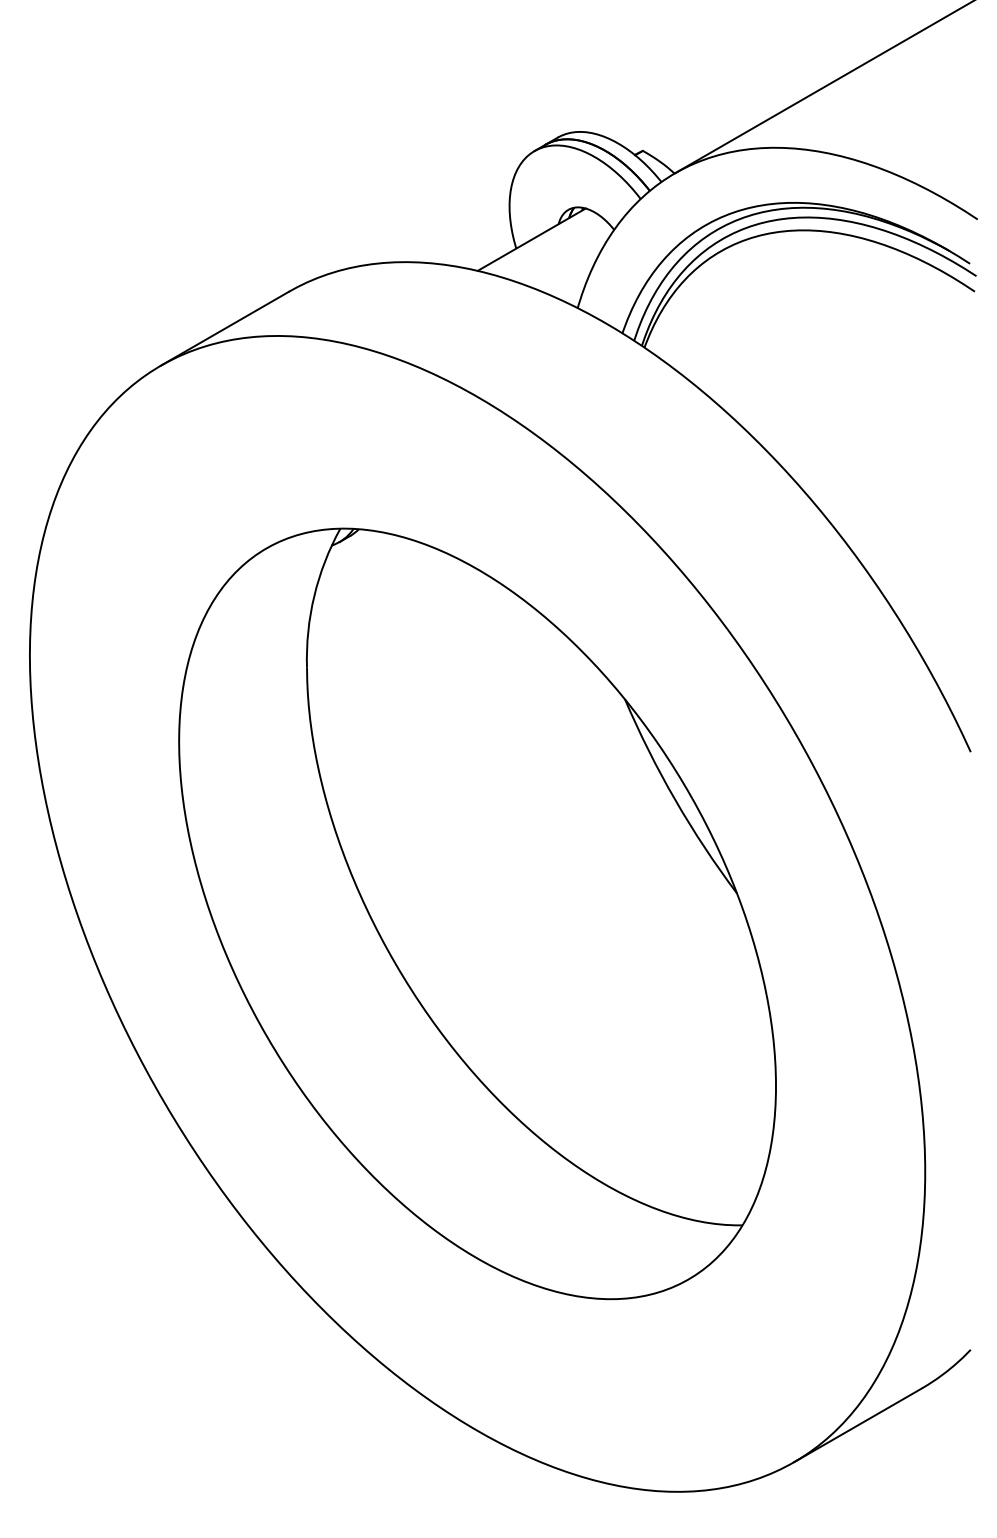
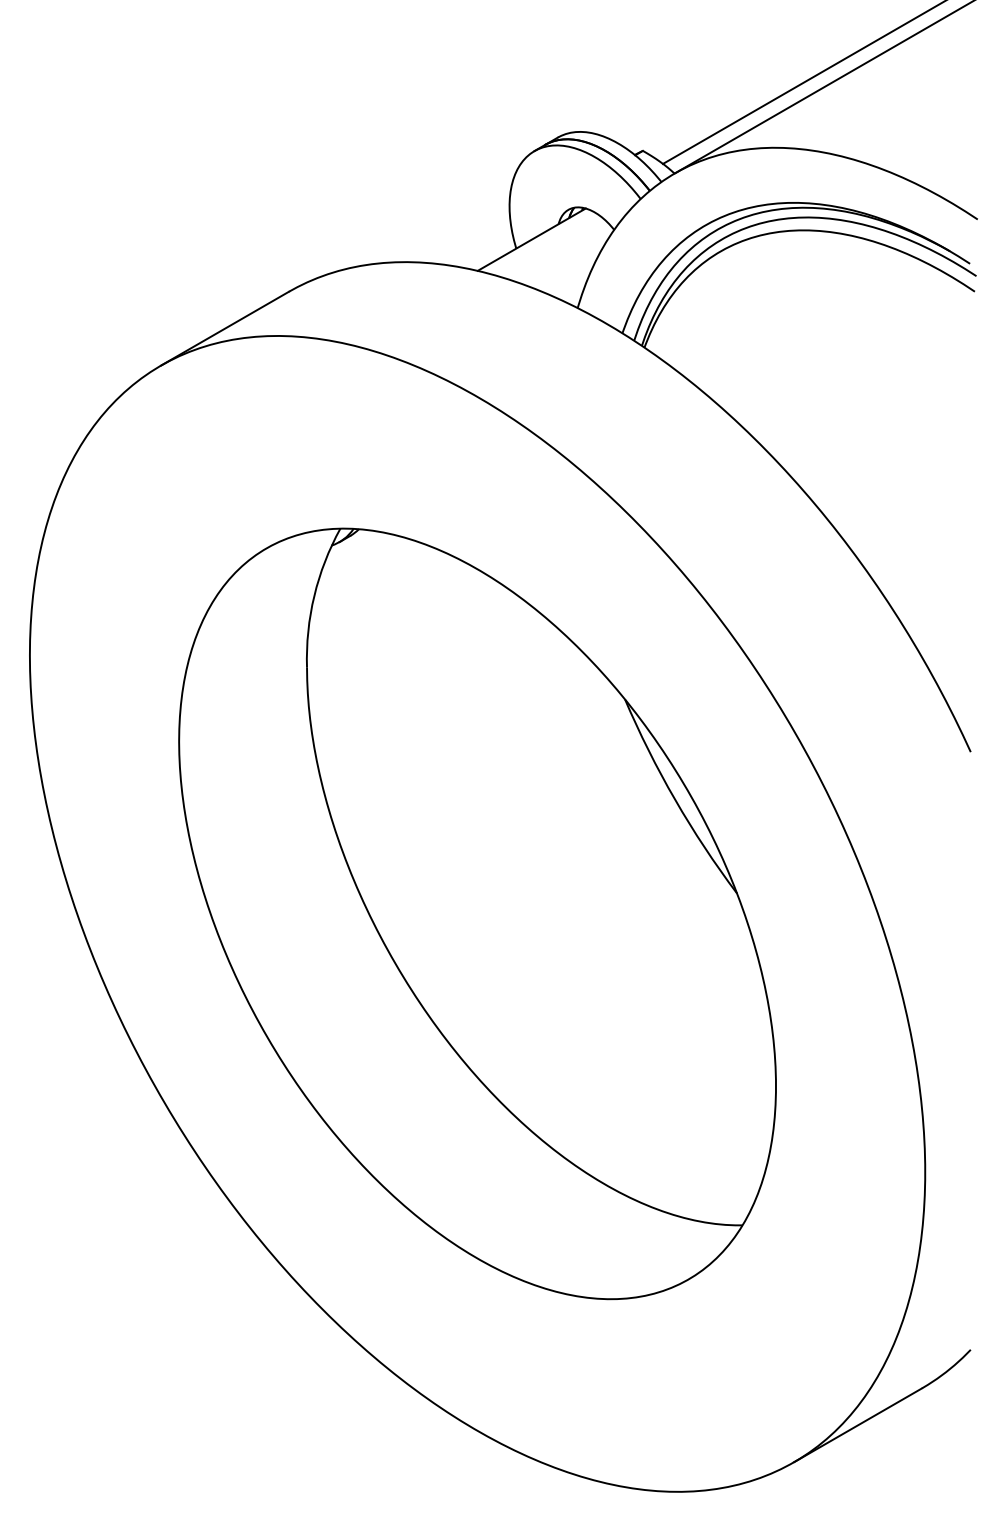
line: none -> present (802, 82)
